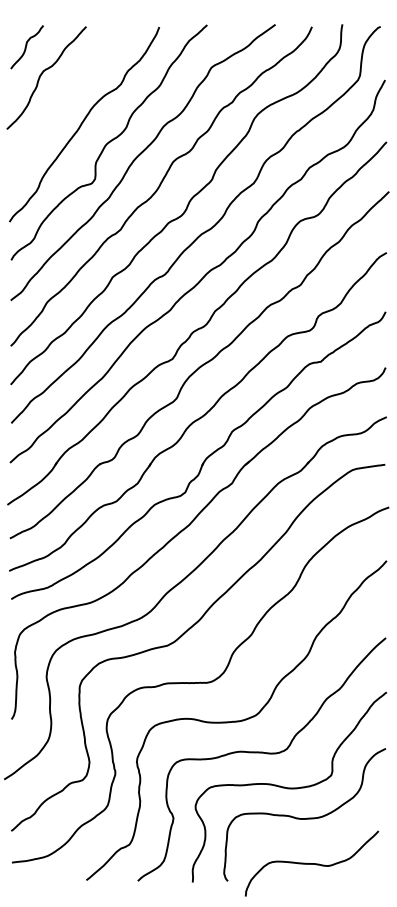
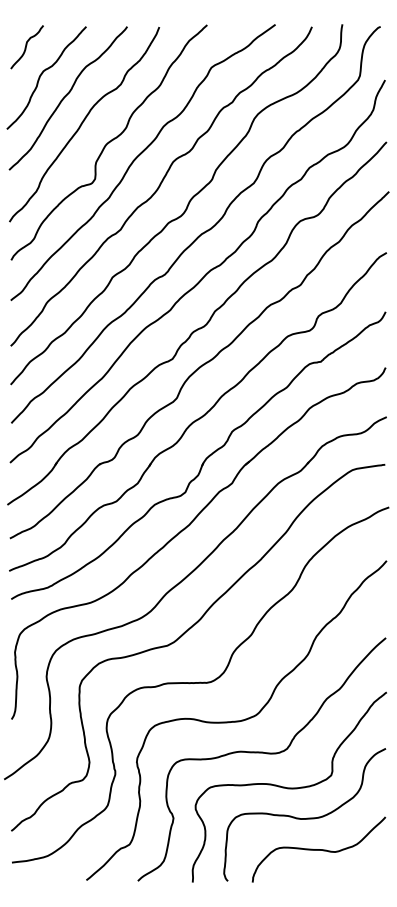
curve: none -> present (66, 96)
curve position: (311, 863) -> (318, 849) (318, 849)
